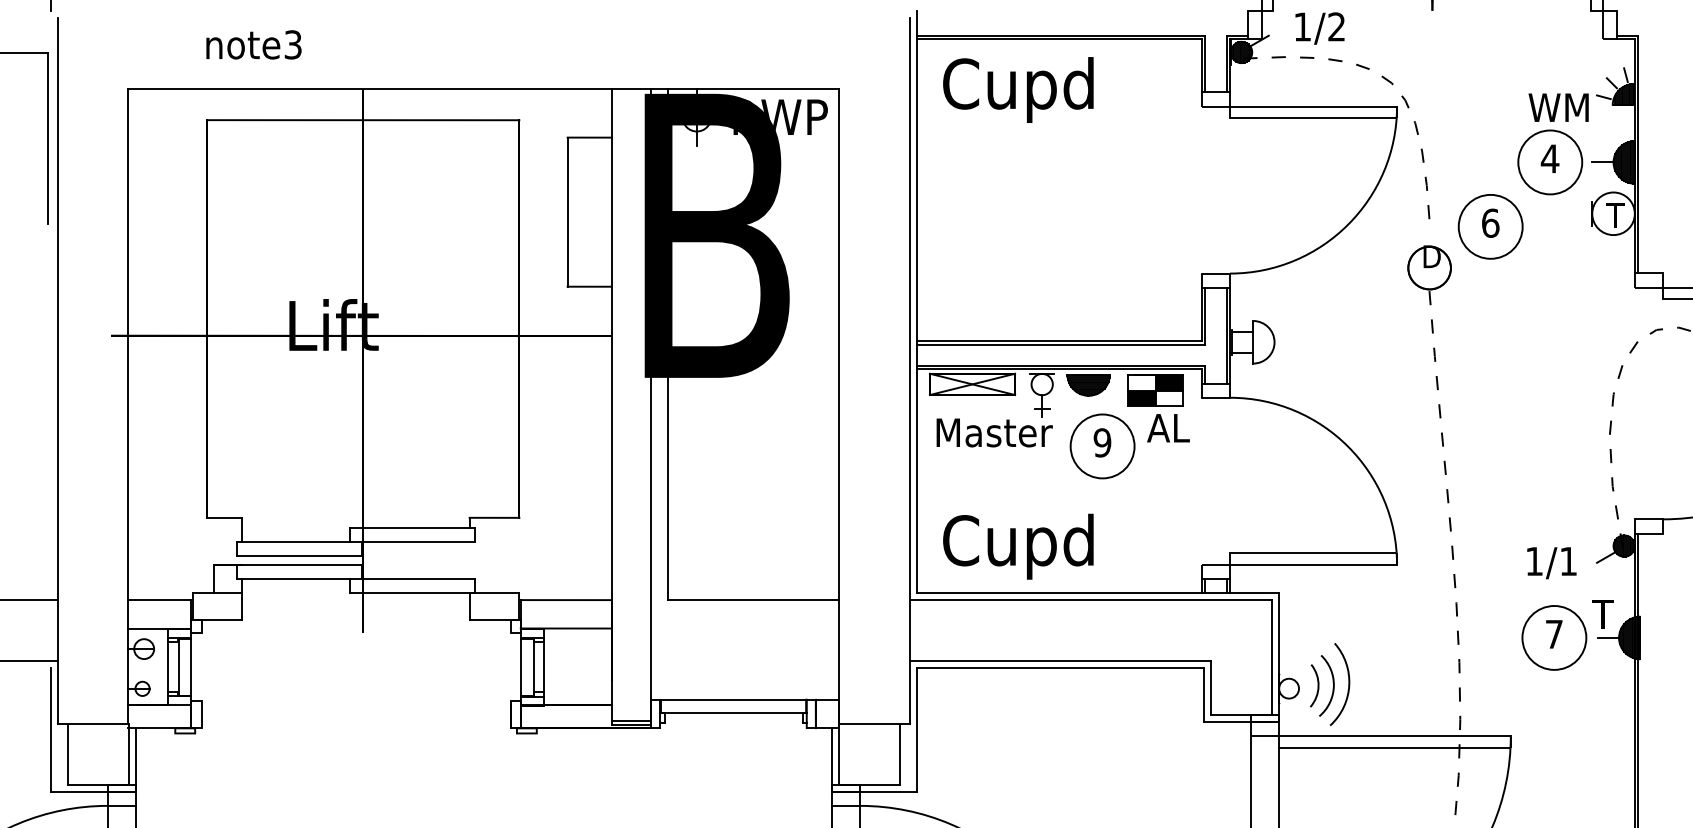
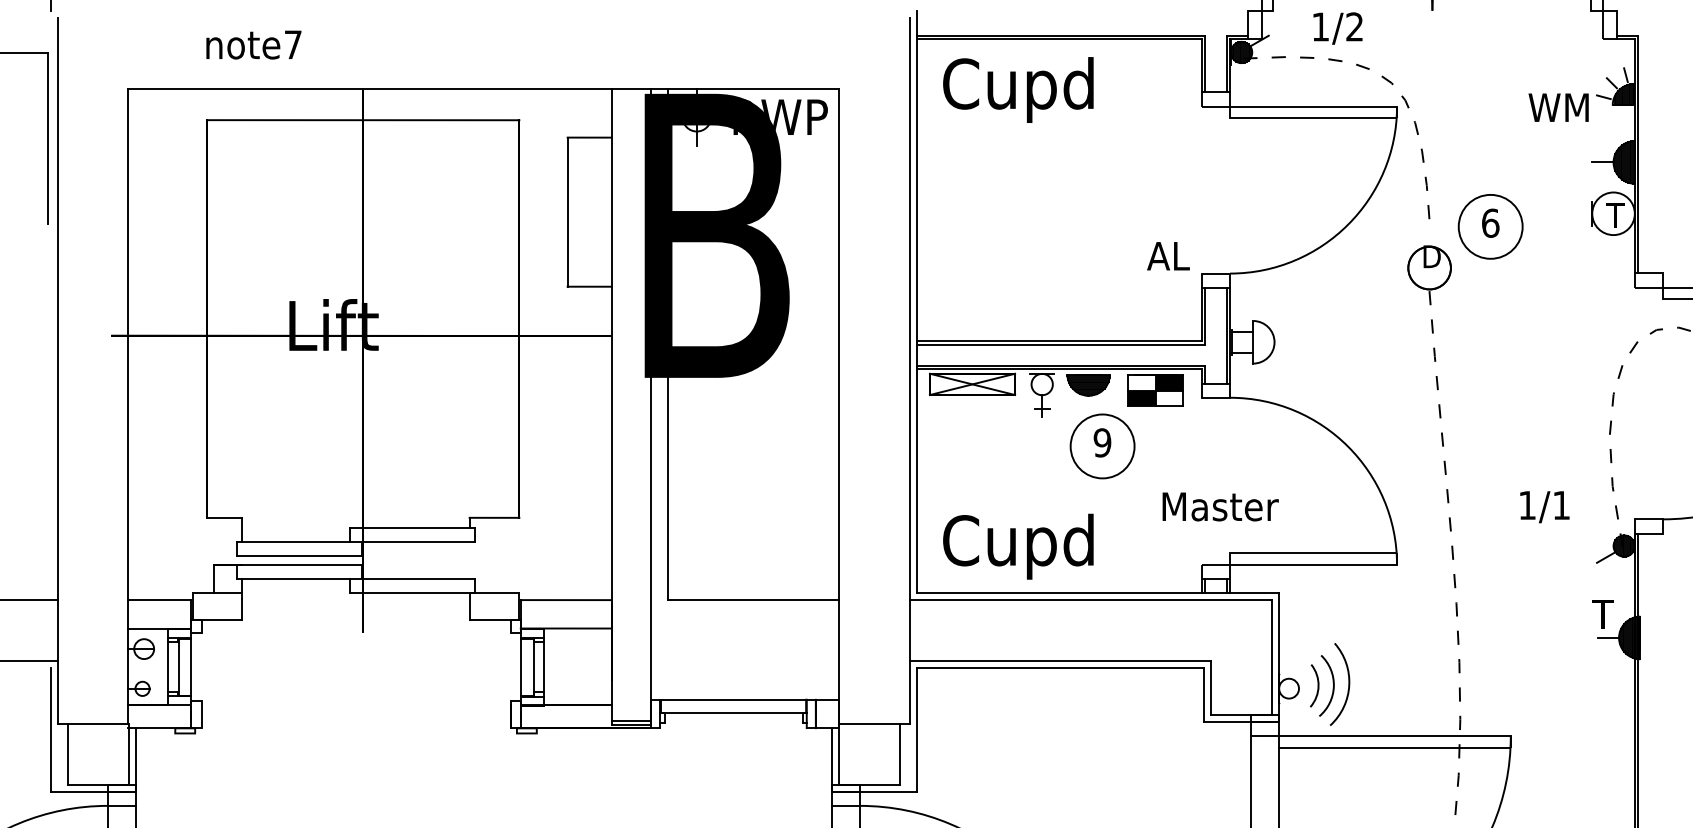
text position: (1319, 28) -> (1337, 28) (1337, 28)
text: note3 -> note7 (292, 44)
part: present -> none (1550, 162)
text position: (1168, 428) -> (1168, 256) (1168, 256)
text position: (994, 432) -> (1220, 506) (1220, 506)
text position: (1551, 563) -> (1544, 507) (1544, 507)
part: present -> none (1554, 637)
